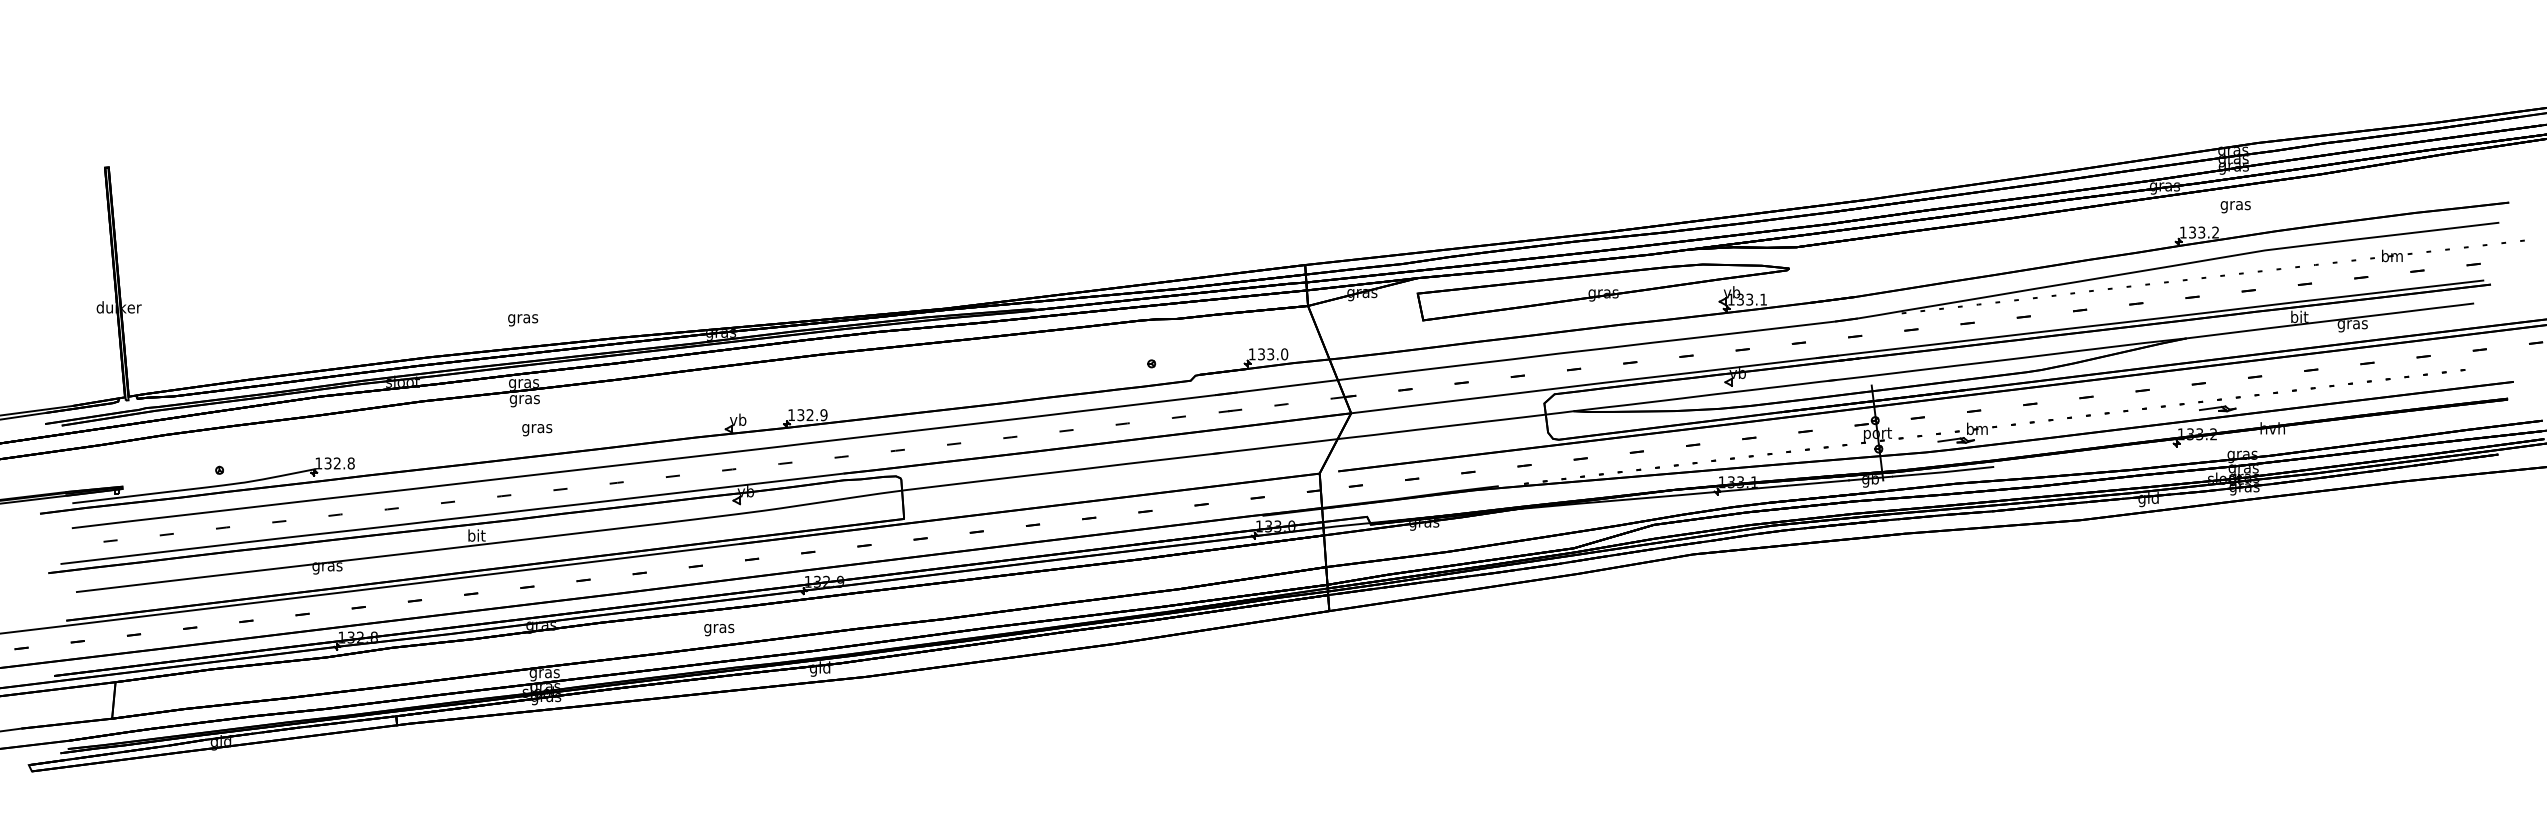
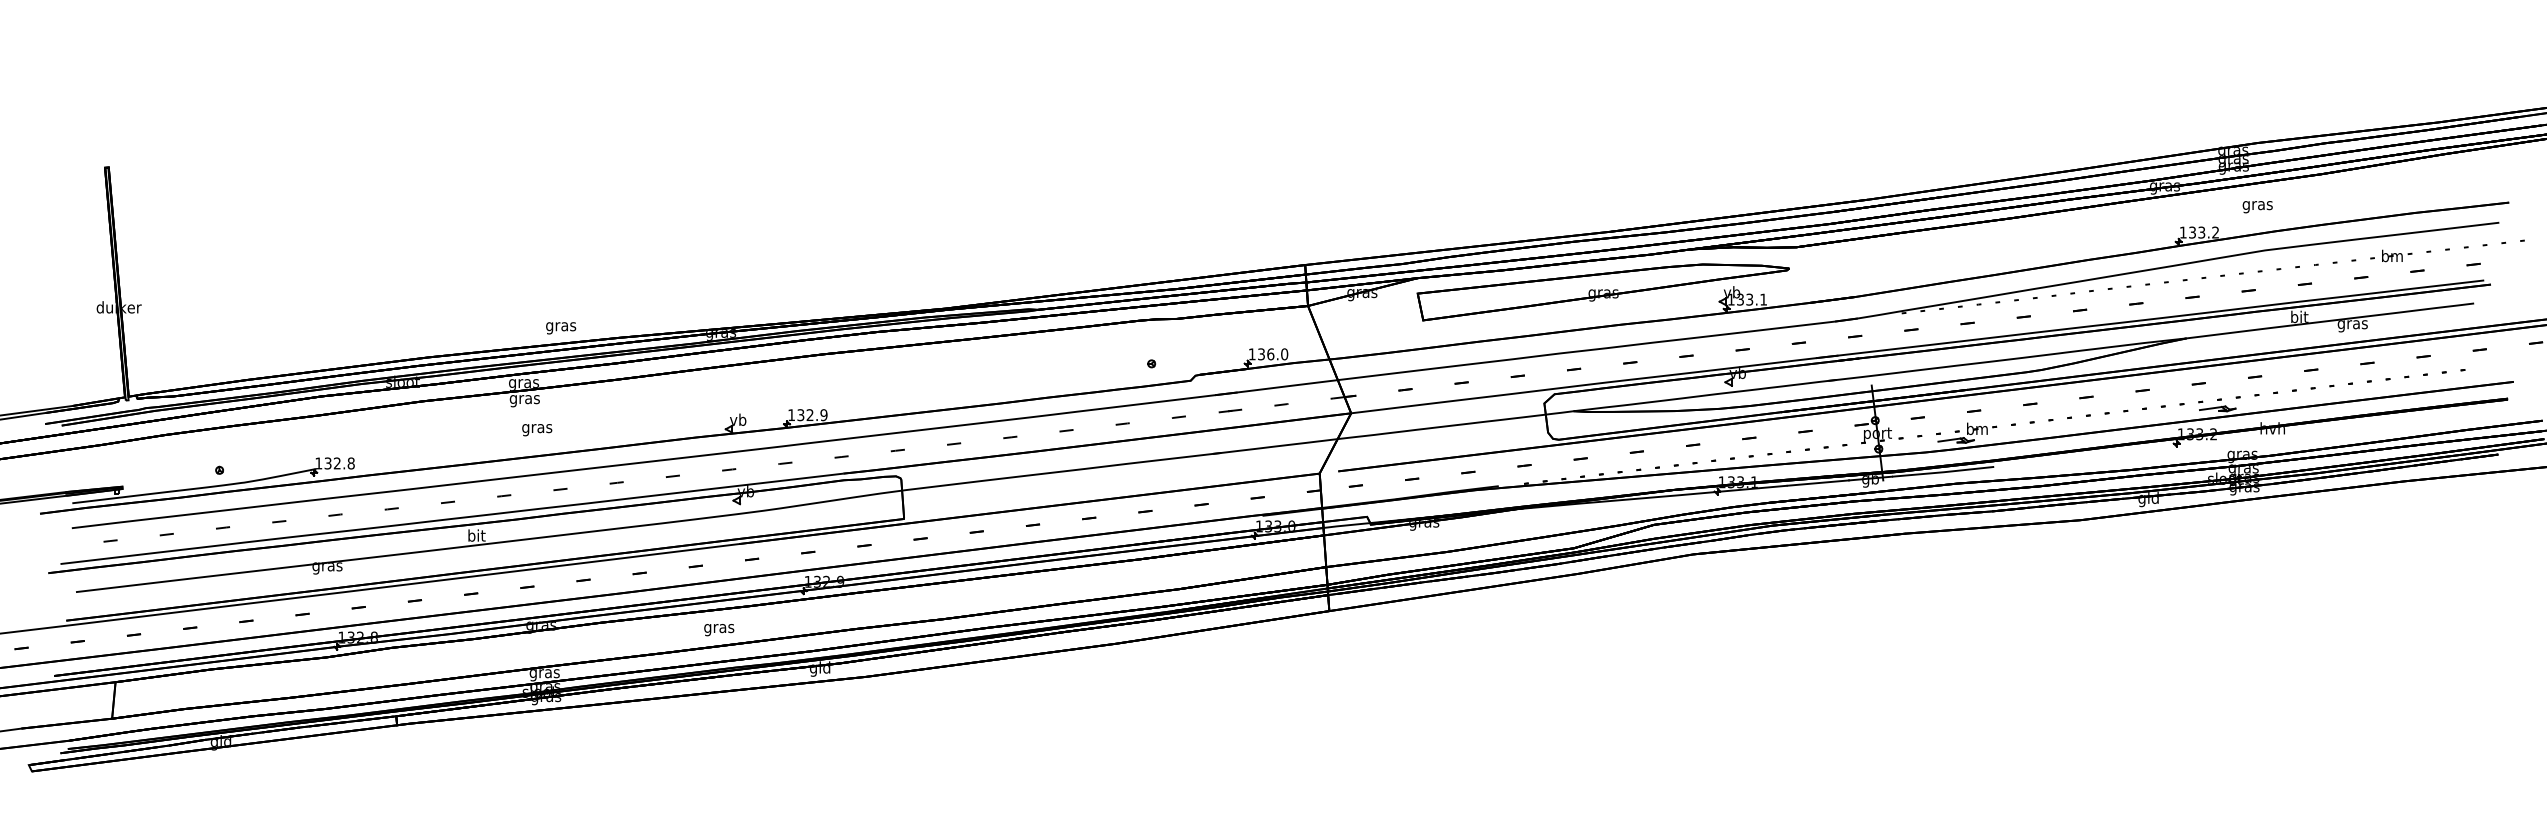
text position: (2235, 207) -> (2257, 207) (2257, 207)
text position: (523, 320) -> (561, 328) (561, 328)
text: 133.0 -> 136.0 (1270, 354)
